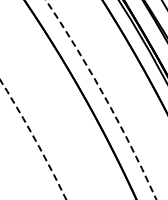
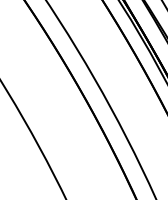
circle: dashed -> solid (101, 99)
circle: dashed -> solid (33, 139)
